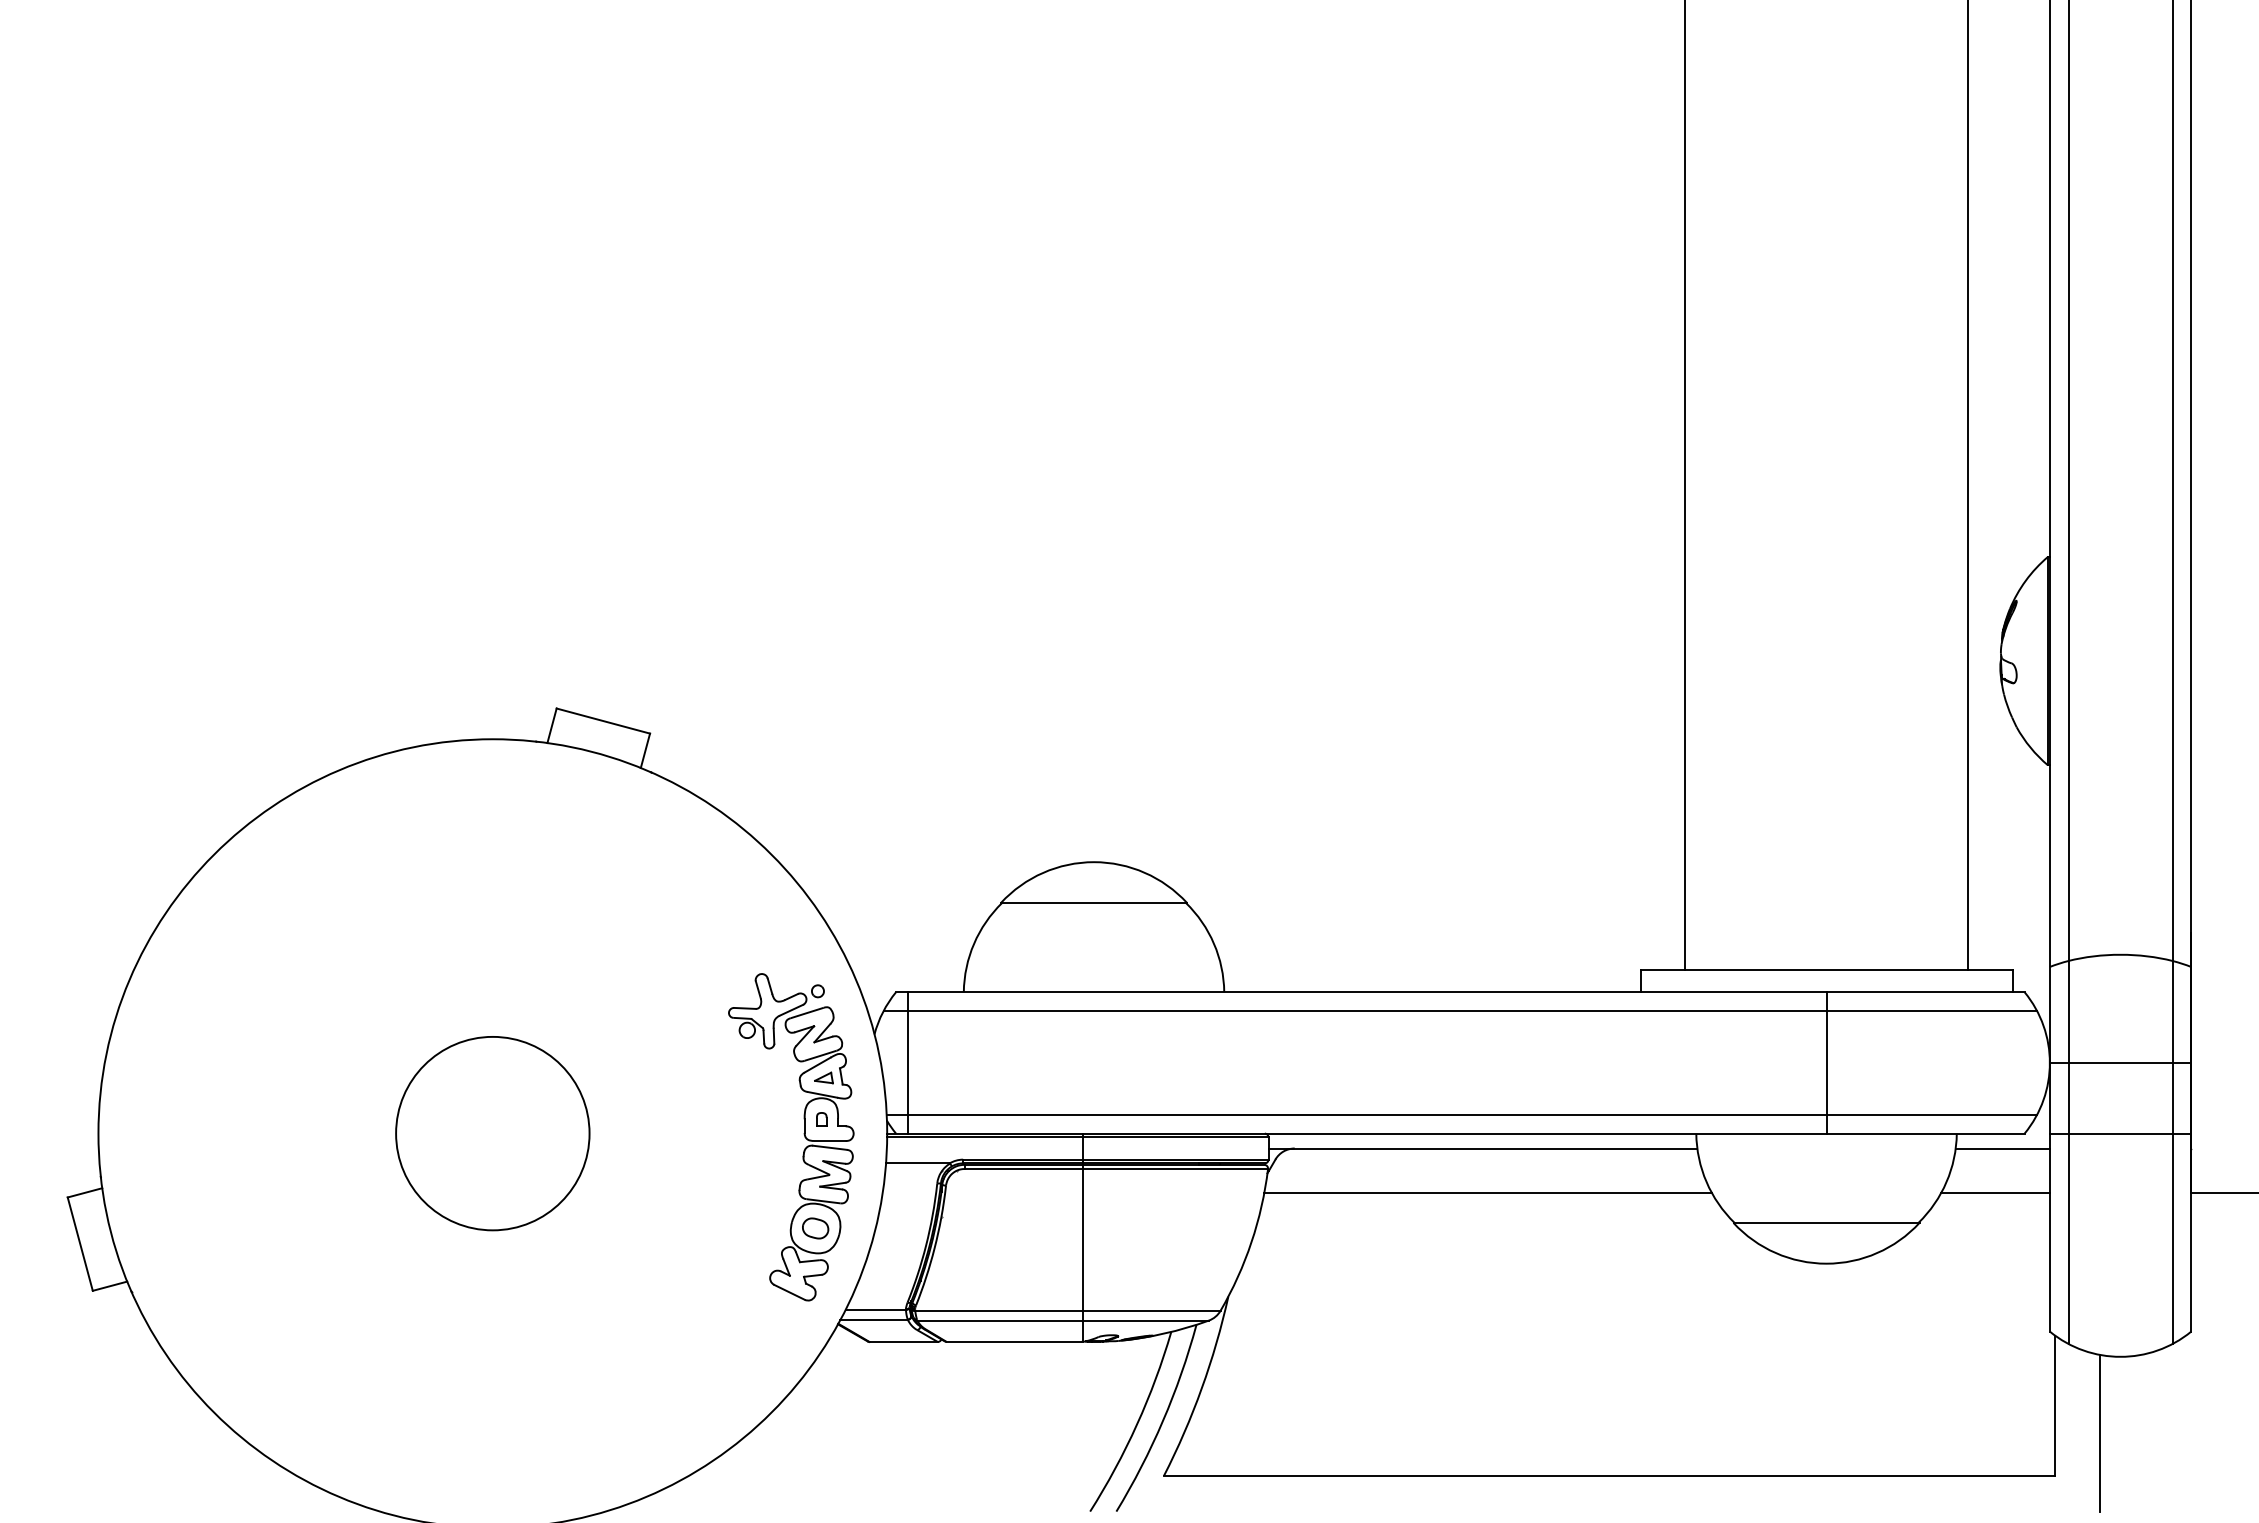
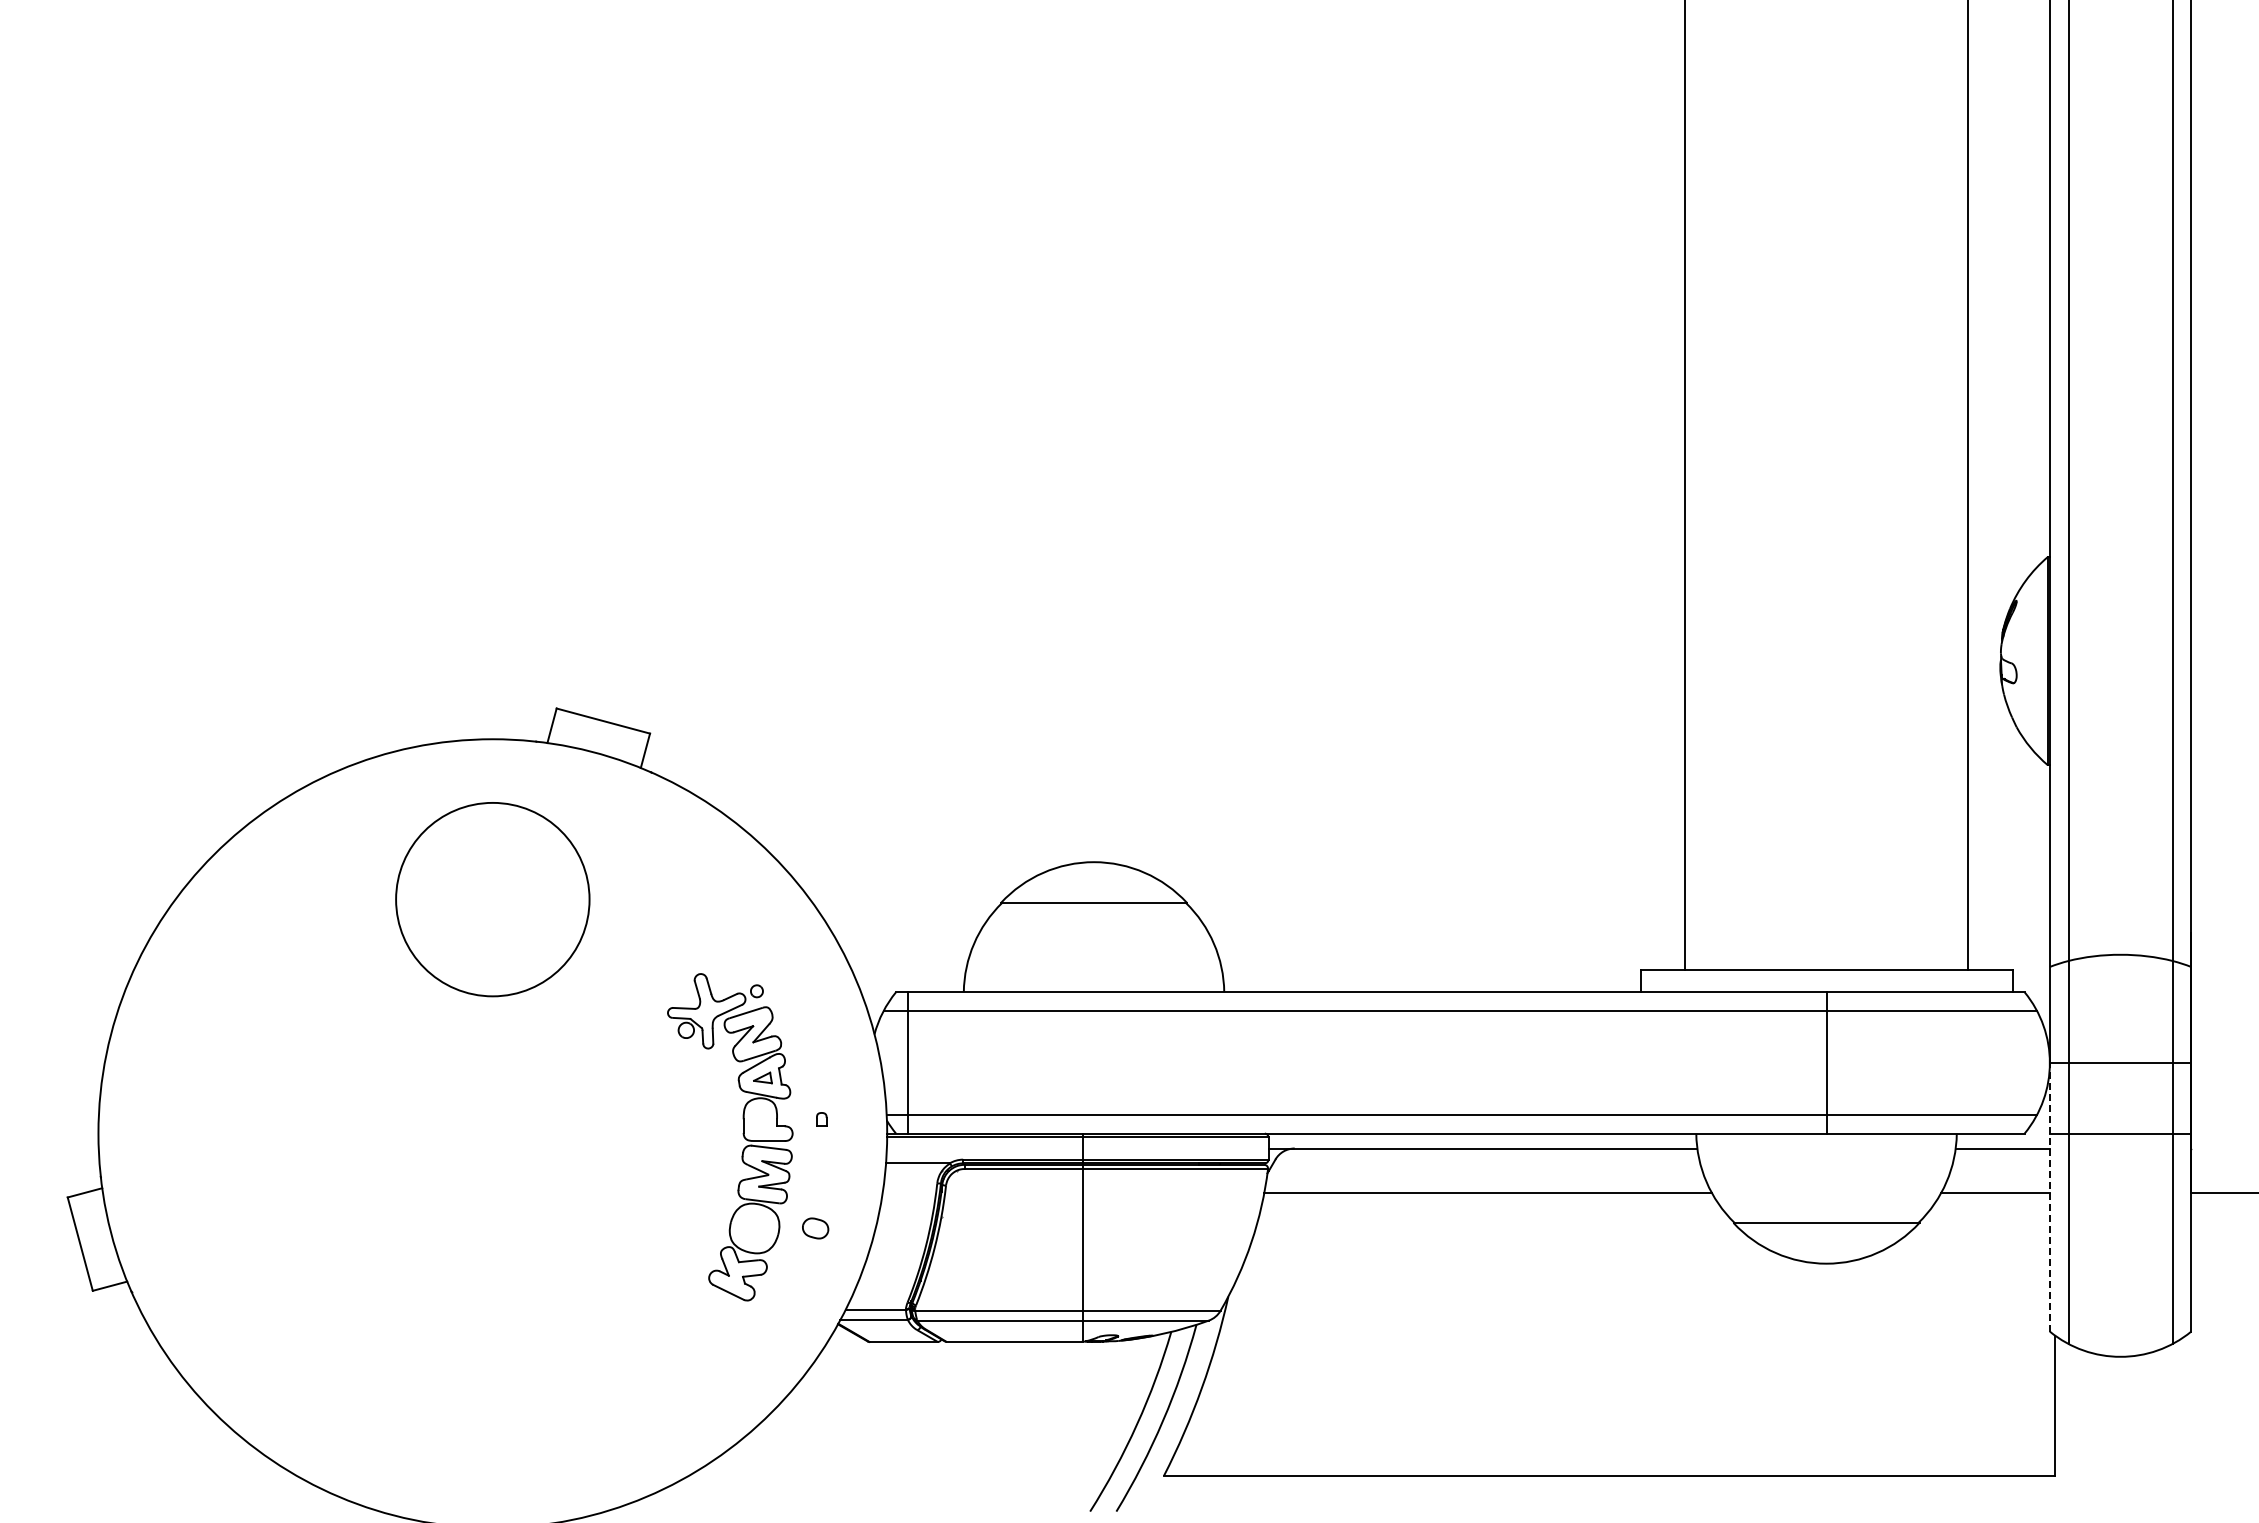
circle position: (492, 1133) -> (492, 899) (492, 899)
part position: (803, 1134) -> (742, 1134) (742, 1134)
line: solid -> dashed (2049, 1197)
line: present -> none (2100, 1432)
